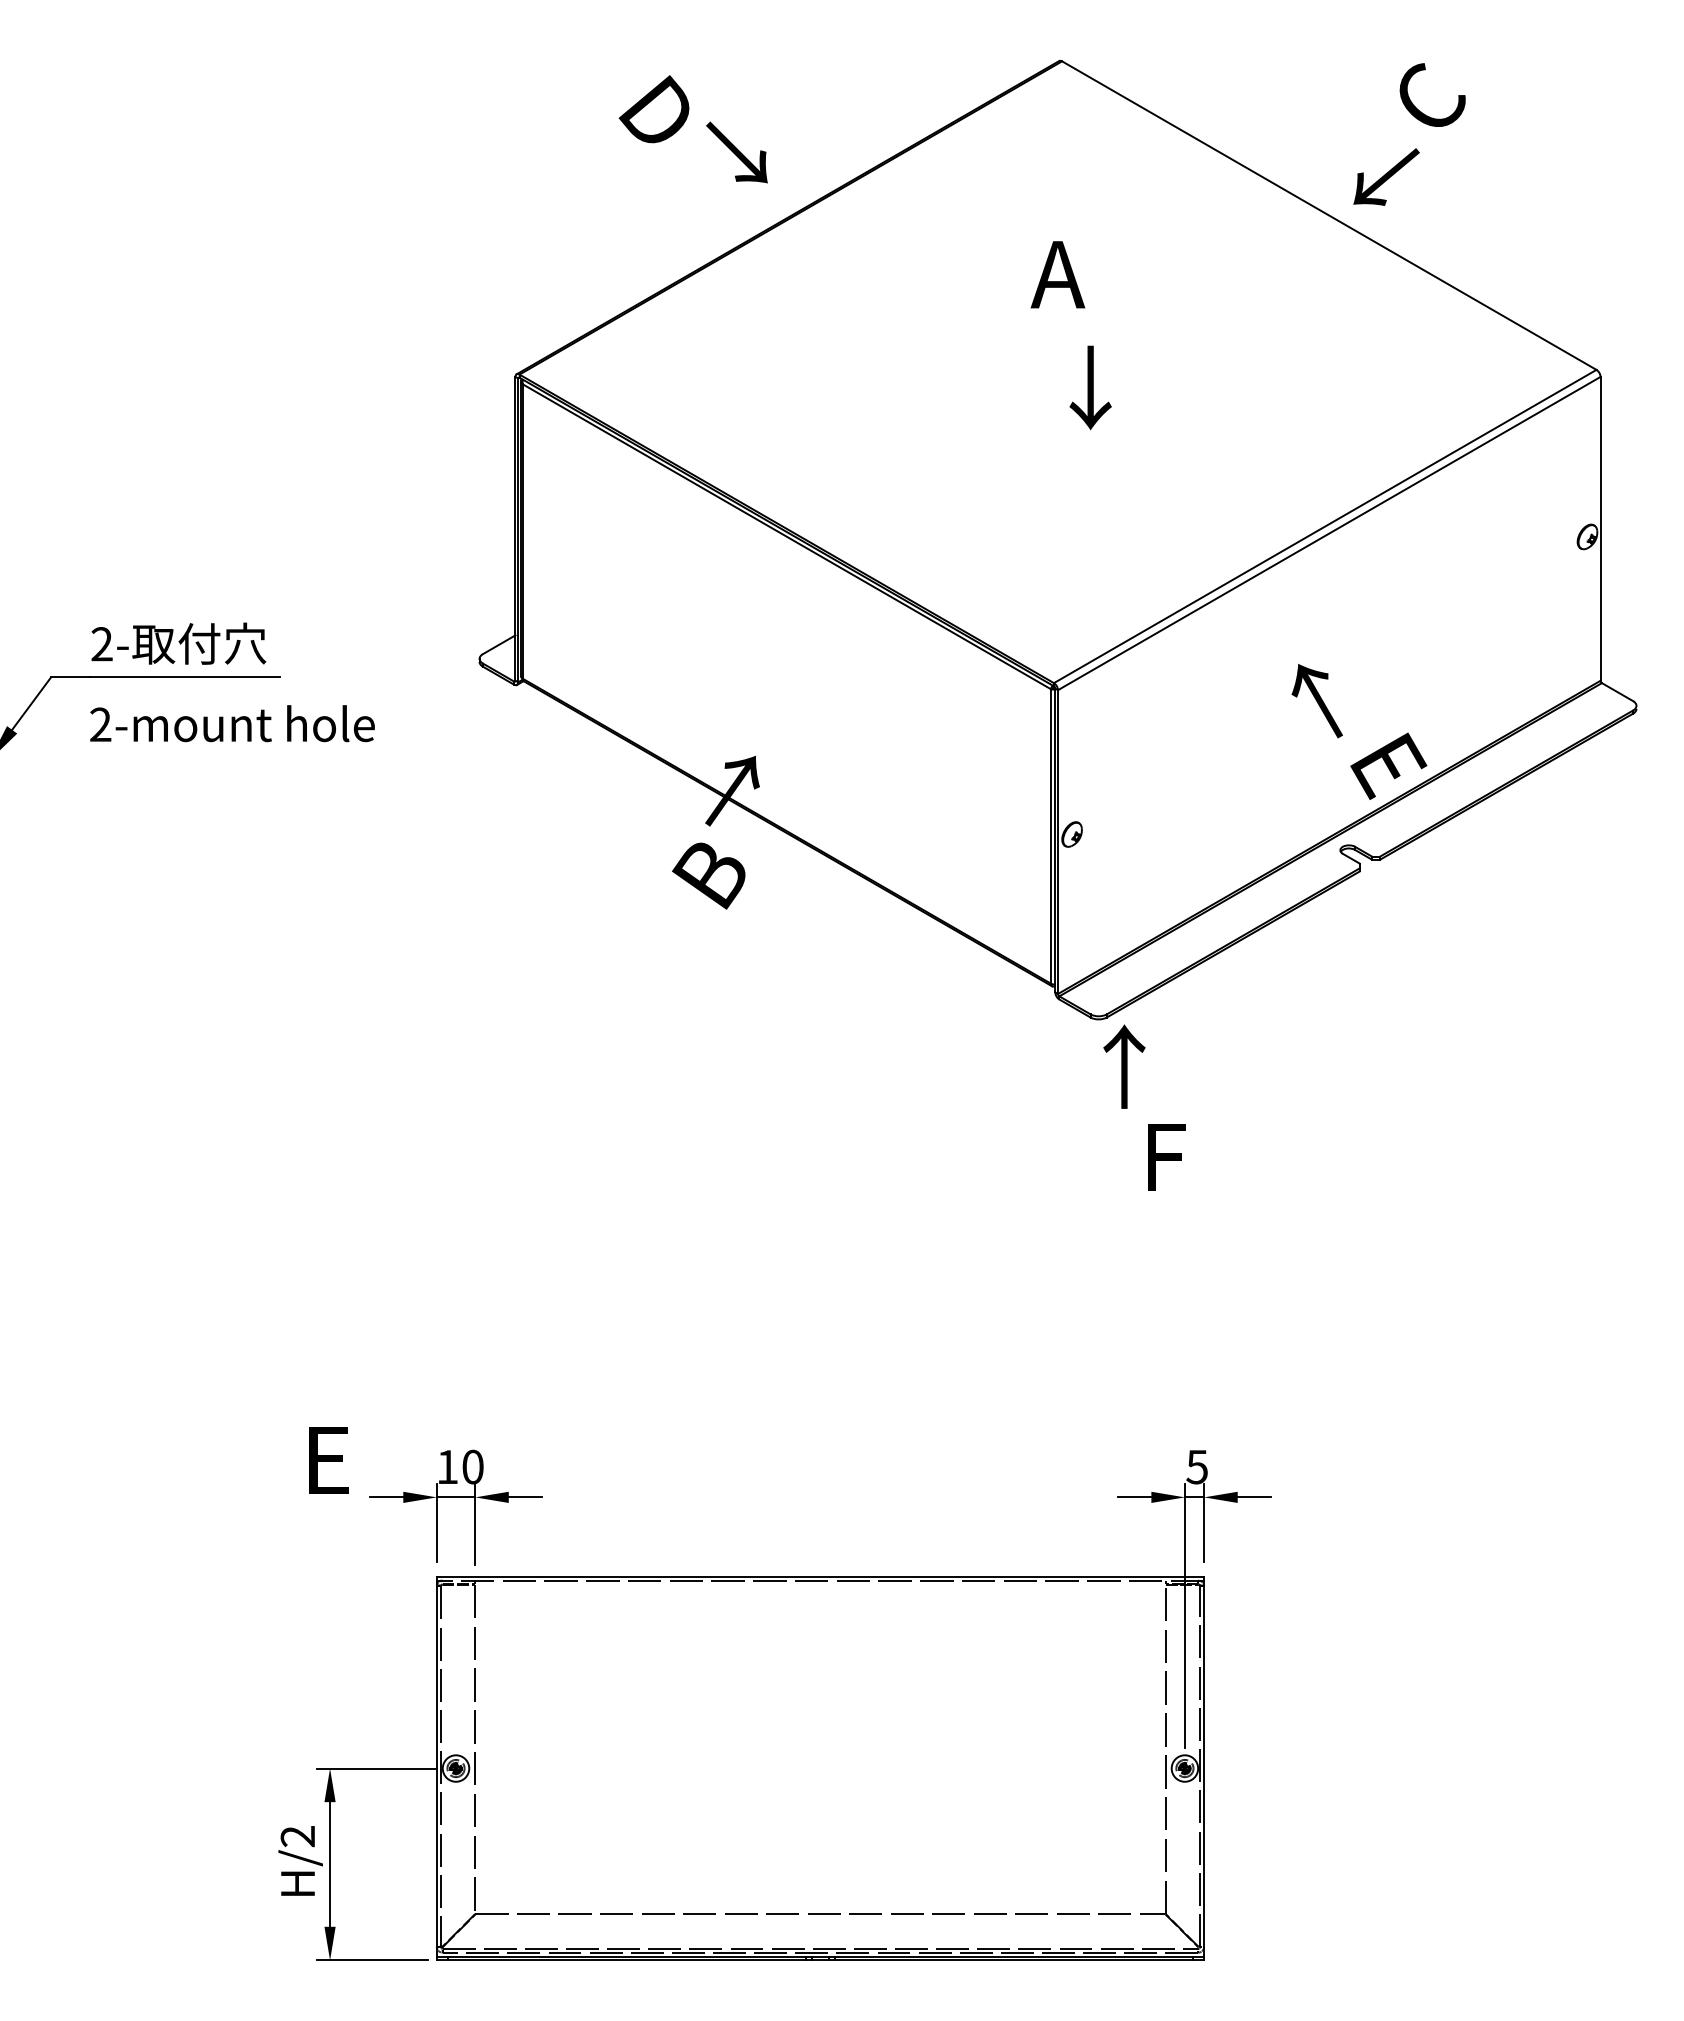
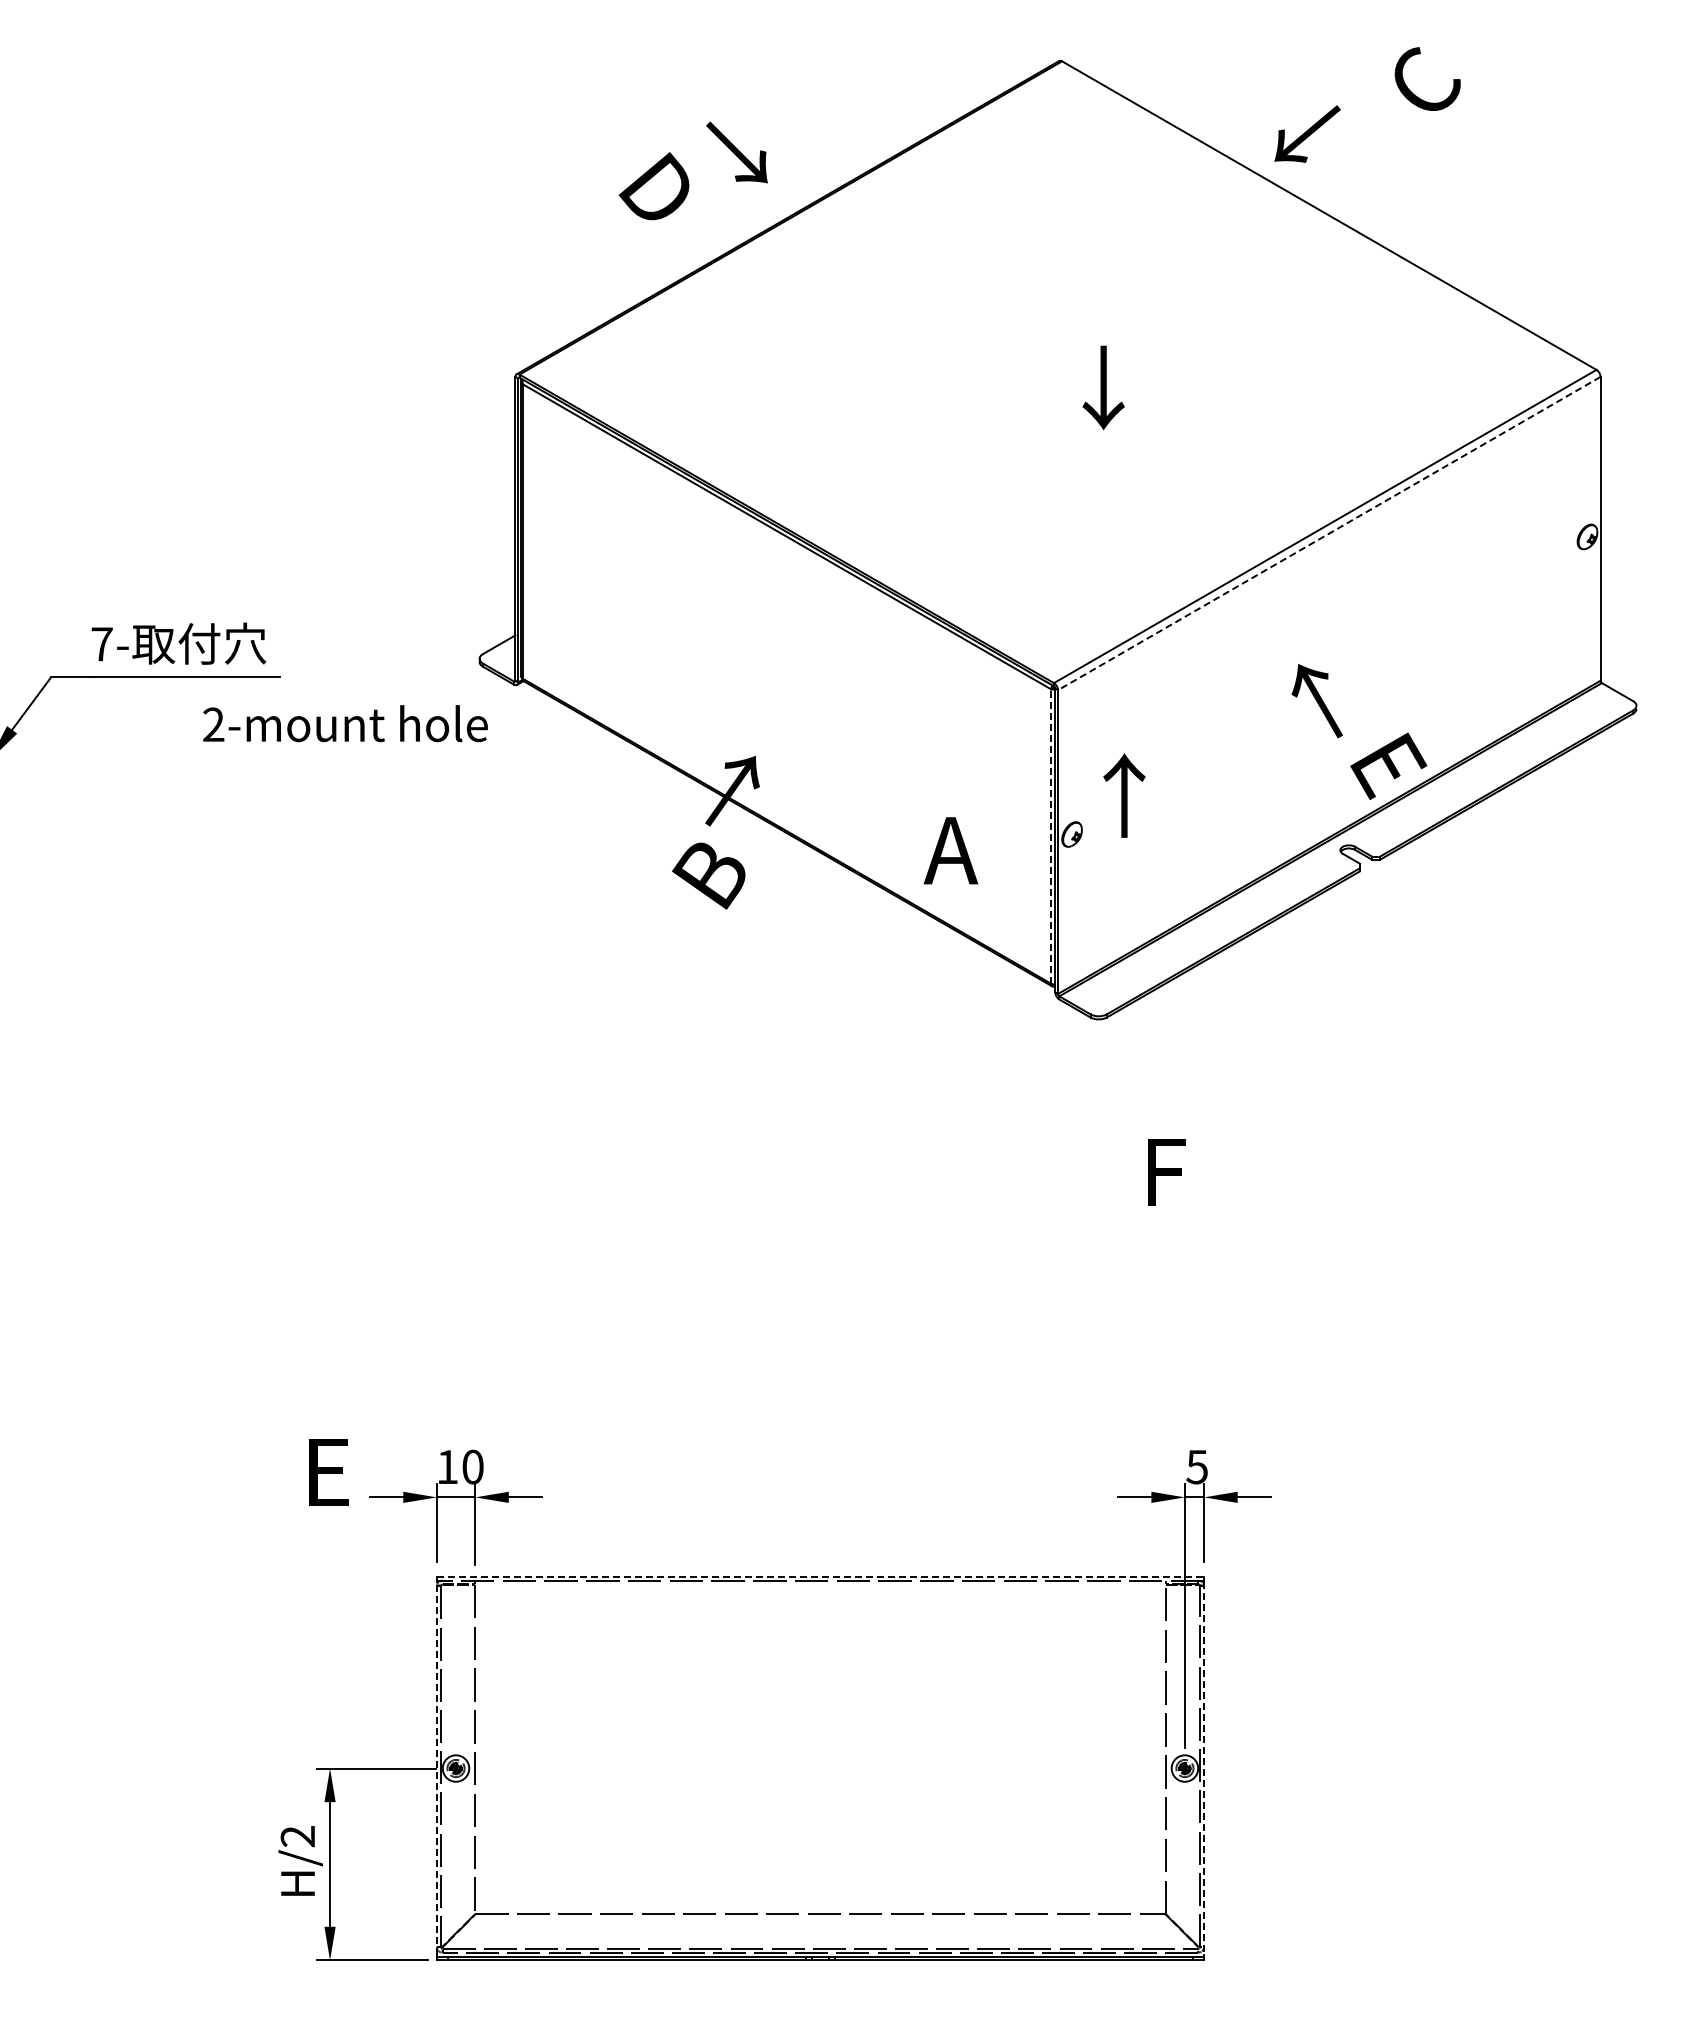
text position: (1432, 94) -> (1427, 78) (1427, 78)
text position: (653, 109) -> (653, 186) (653, 186)
text position: (1386, 176) -> (1307, 133) (1307, 133)
text position: (1057, 274) -> (950, 850) (950, 850)
text position: (1090, 387) -> (1103, 387) (1103, 387)
line: solid -> dashed (1328, 533)
text: 2- -> 7- (101, 644)
text position: (232, 723) -> (345, 723) (345, 723)
line: solid -> dashed (1050, 835)
text position: (1124, 1066) -> (1124, 795) (1124, 795)
text position: (1166, 1157) -> (1166, 1172) (1166, 1172)
text position: (328, 1460) -> (328, 1472) (328, 1472)
line: solid -> dashed (820, 1576)
line: solid -> dashed (436, 1768)
line: solid -> dashed (1204, 1769)
